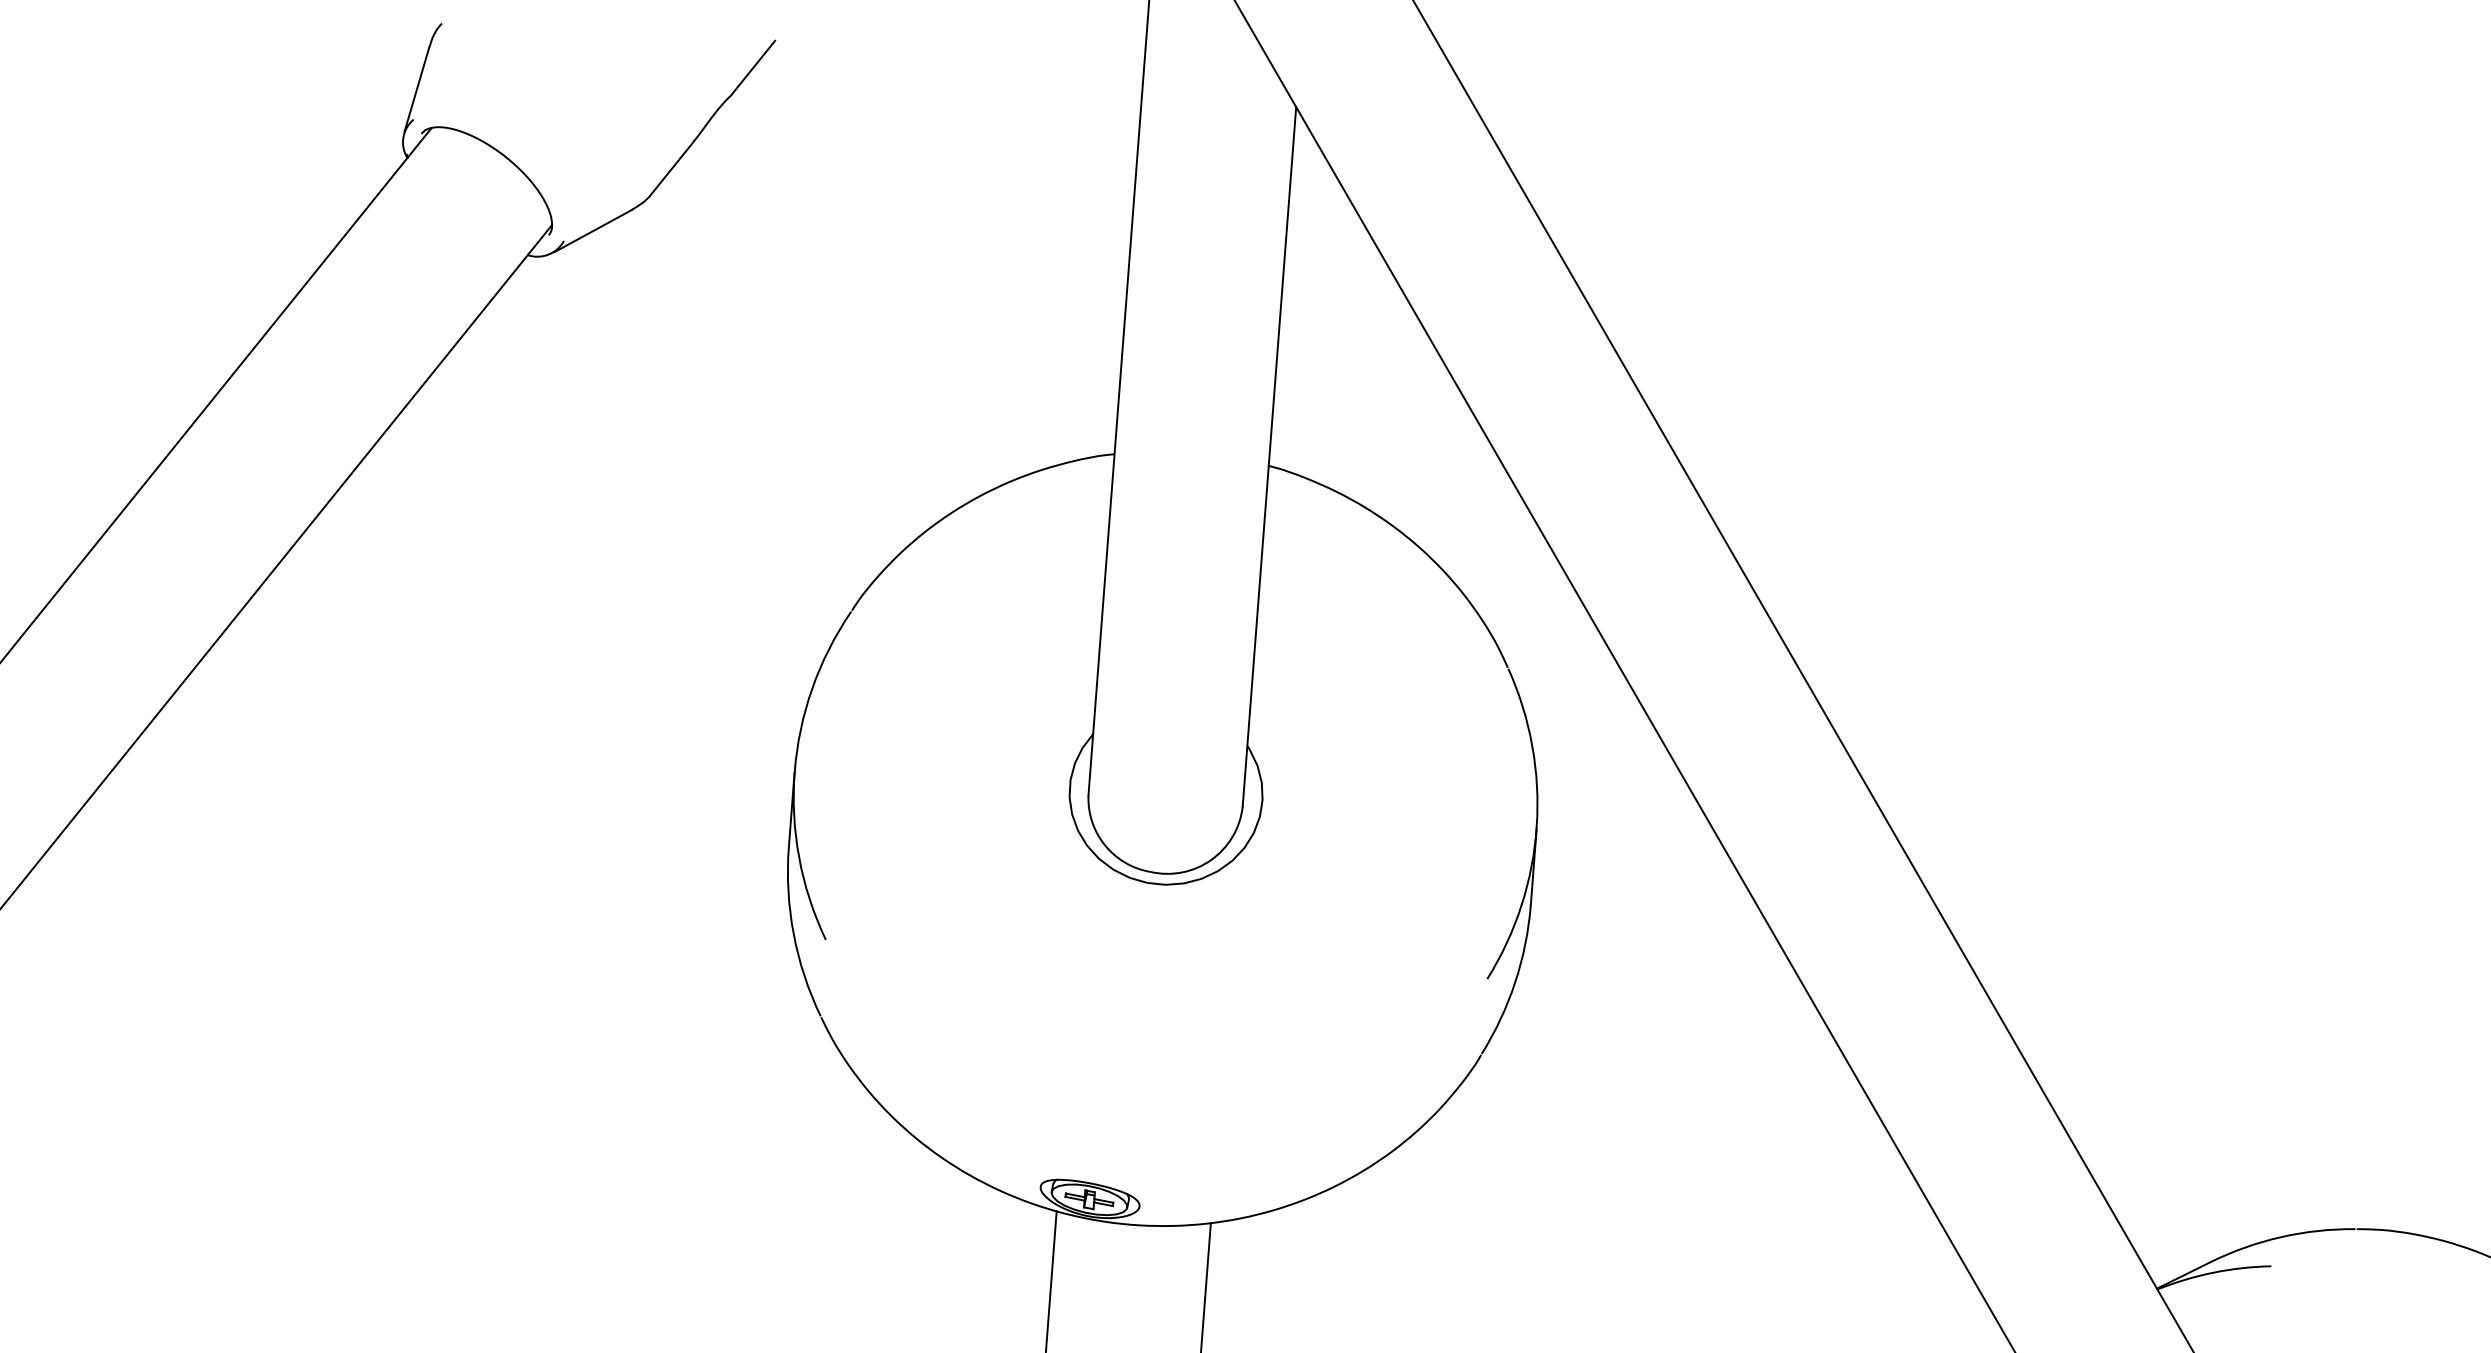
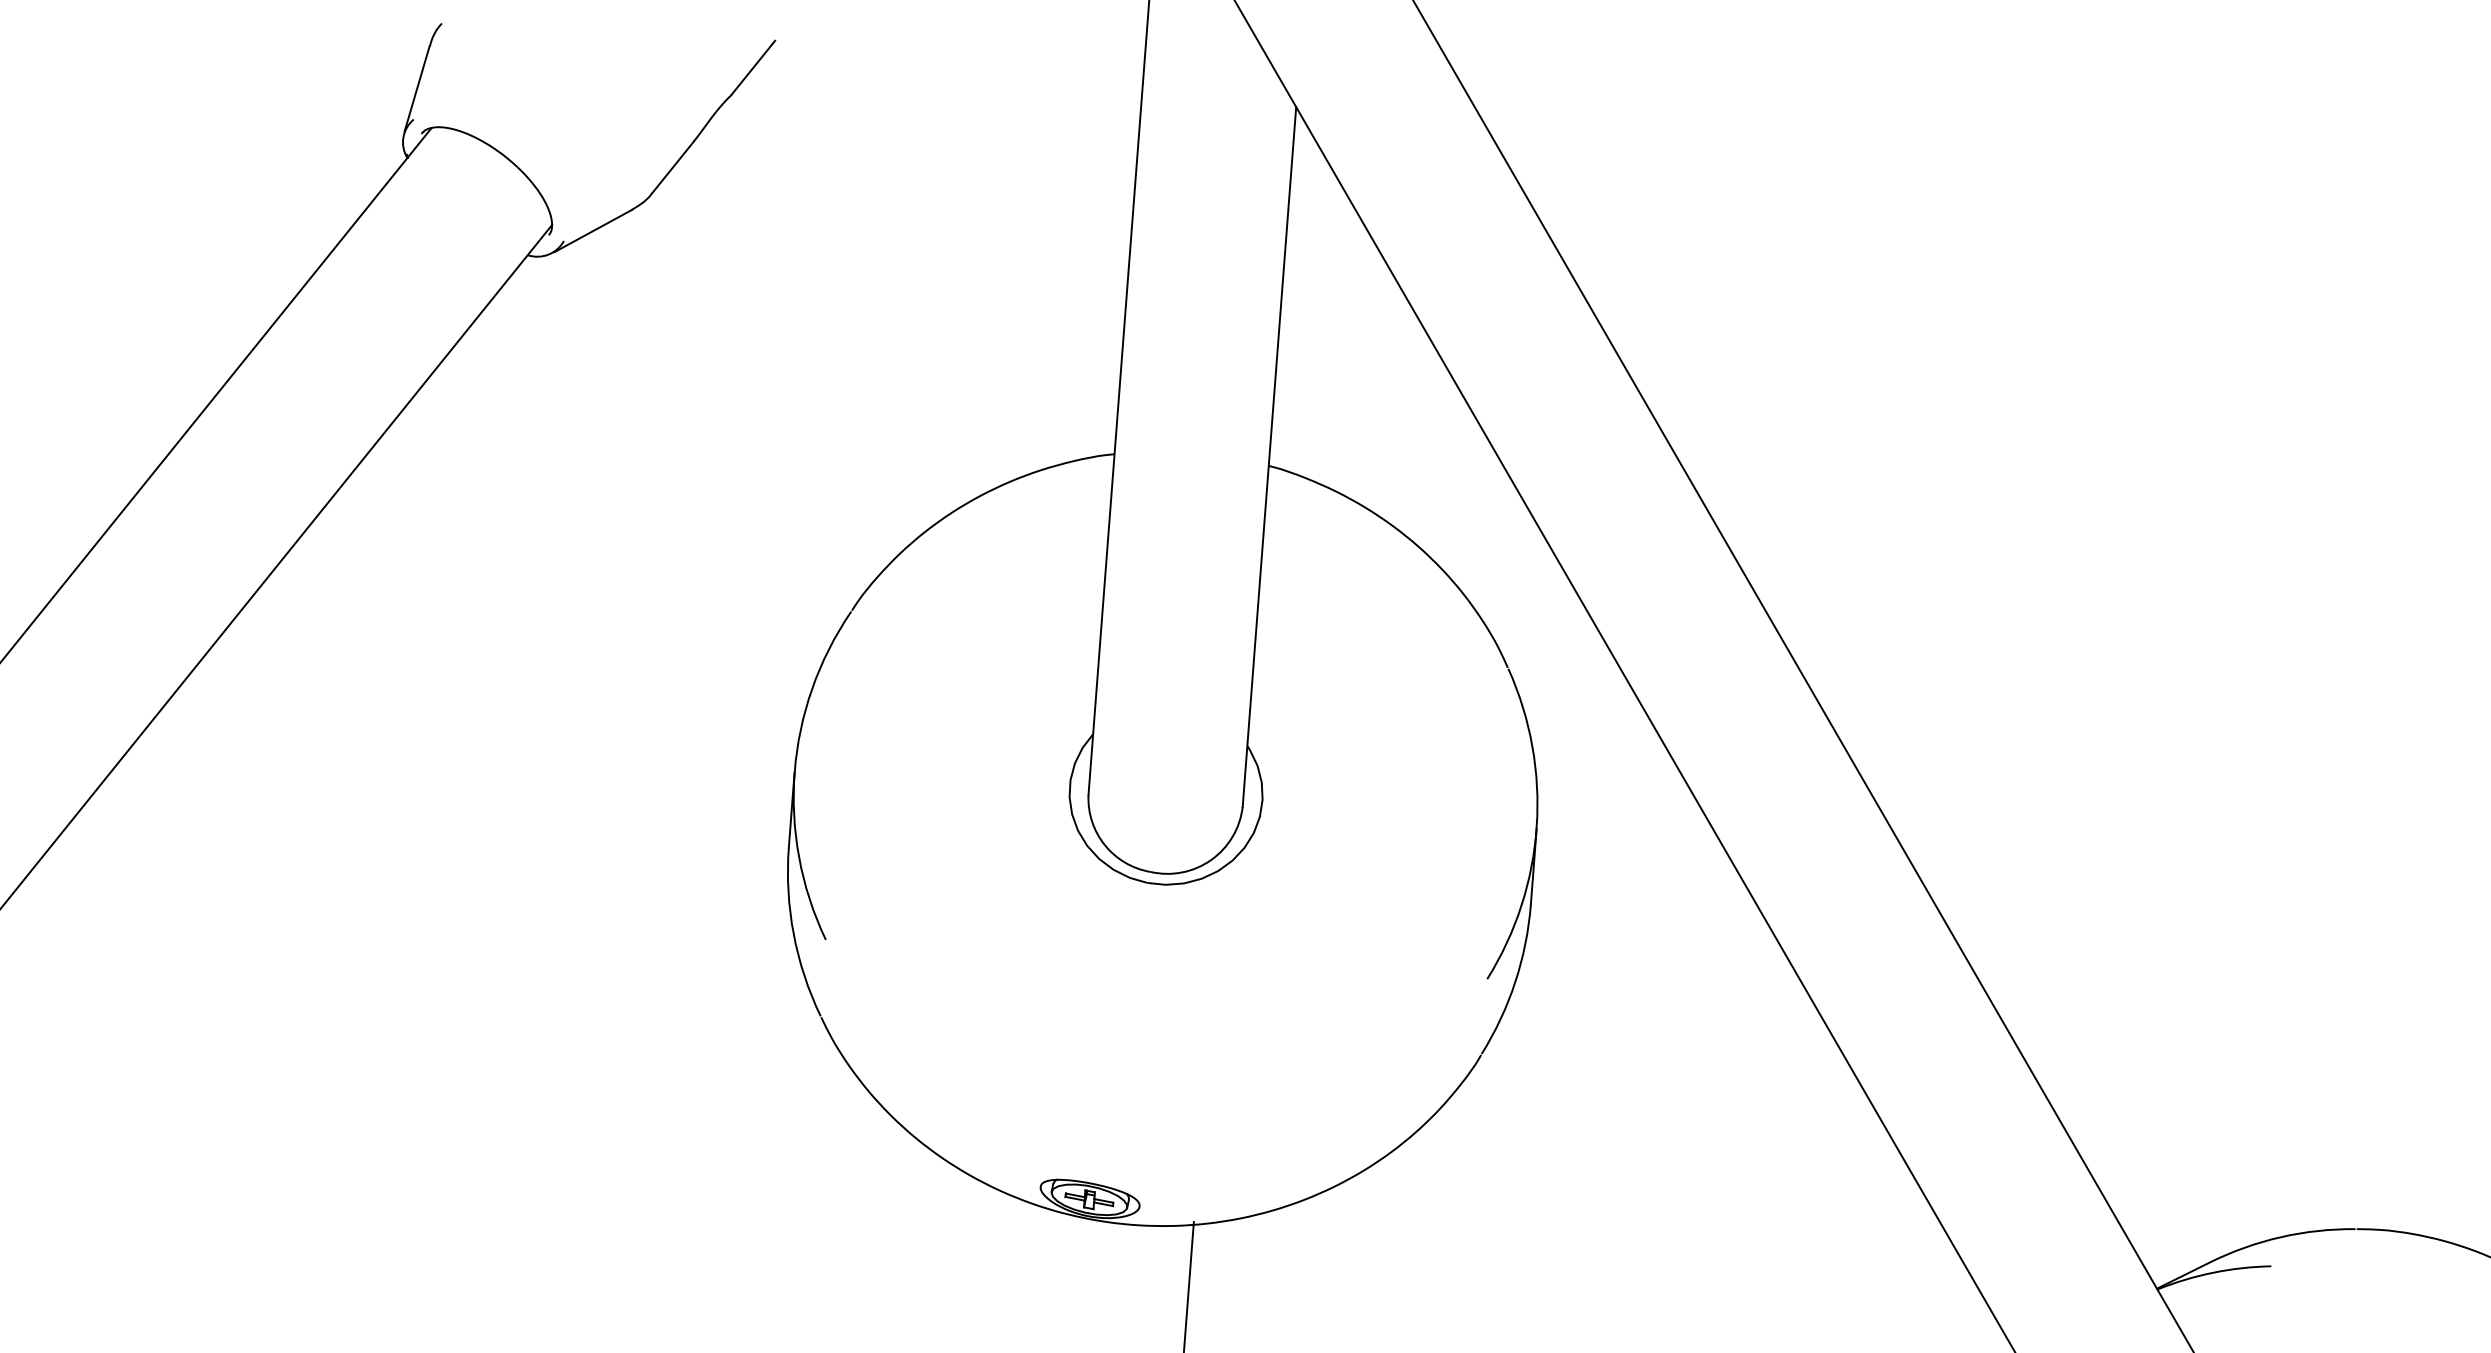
line: present -> none (1051, 1280)
line position: (1205, 1286) -> (1188, 1285) (1188, 1285)
